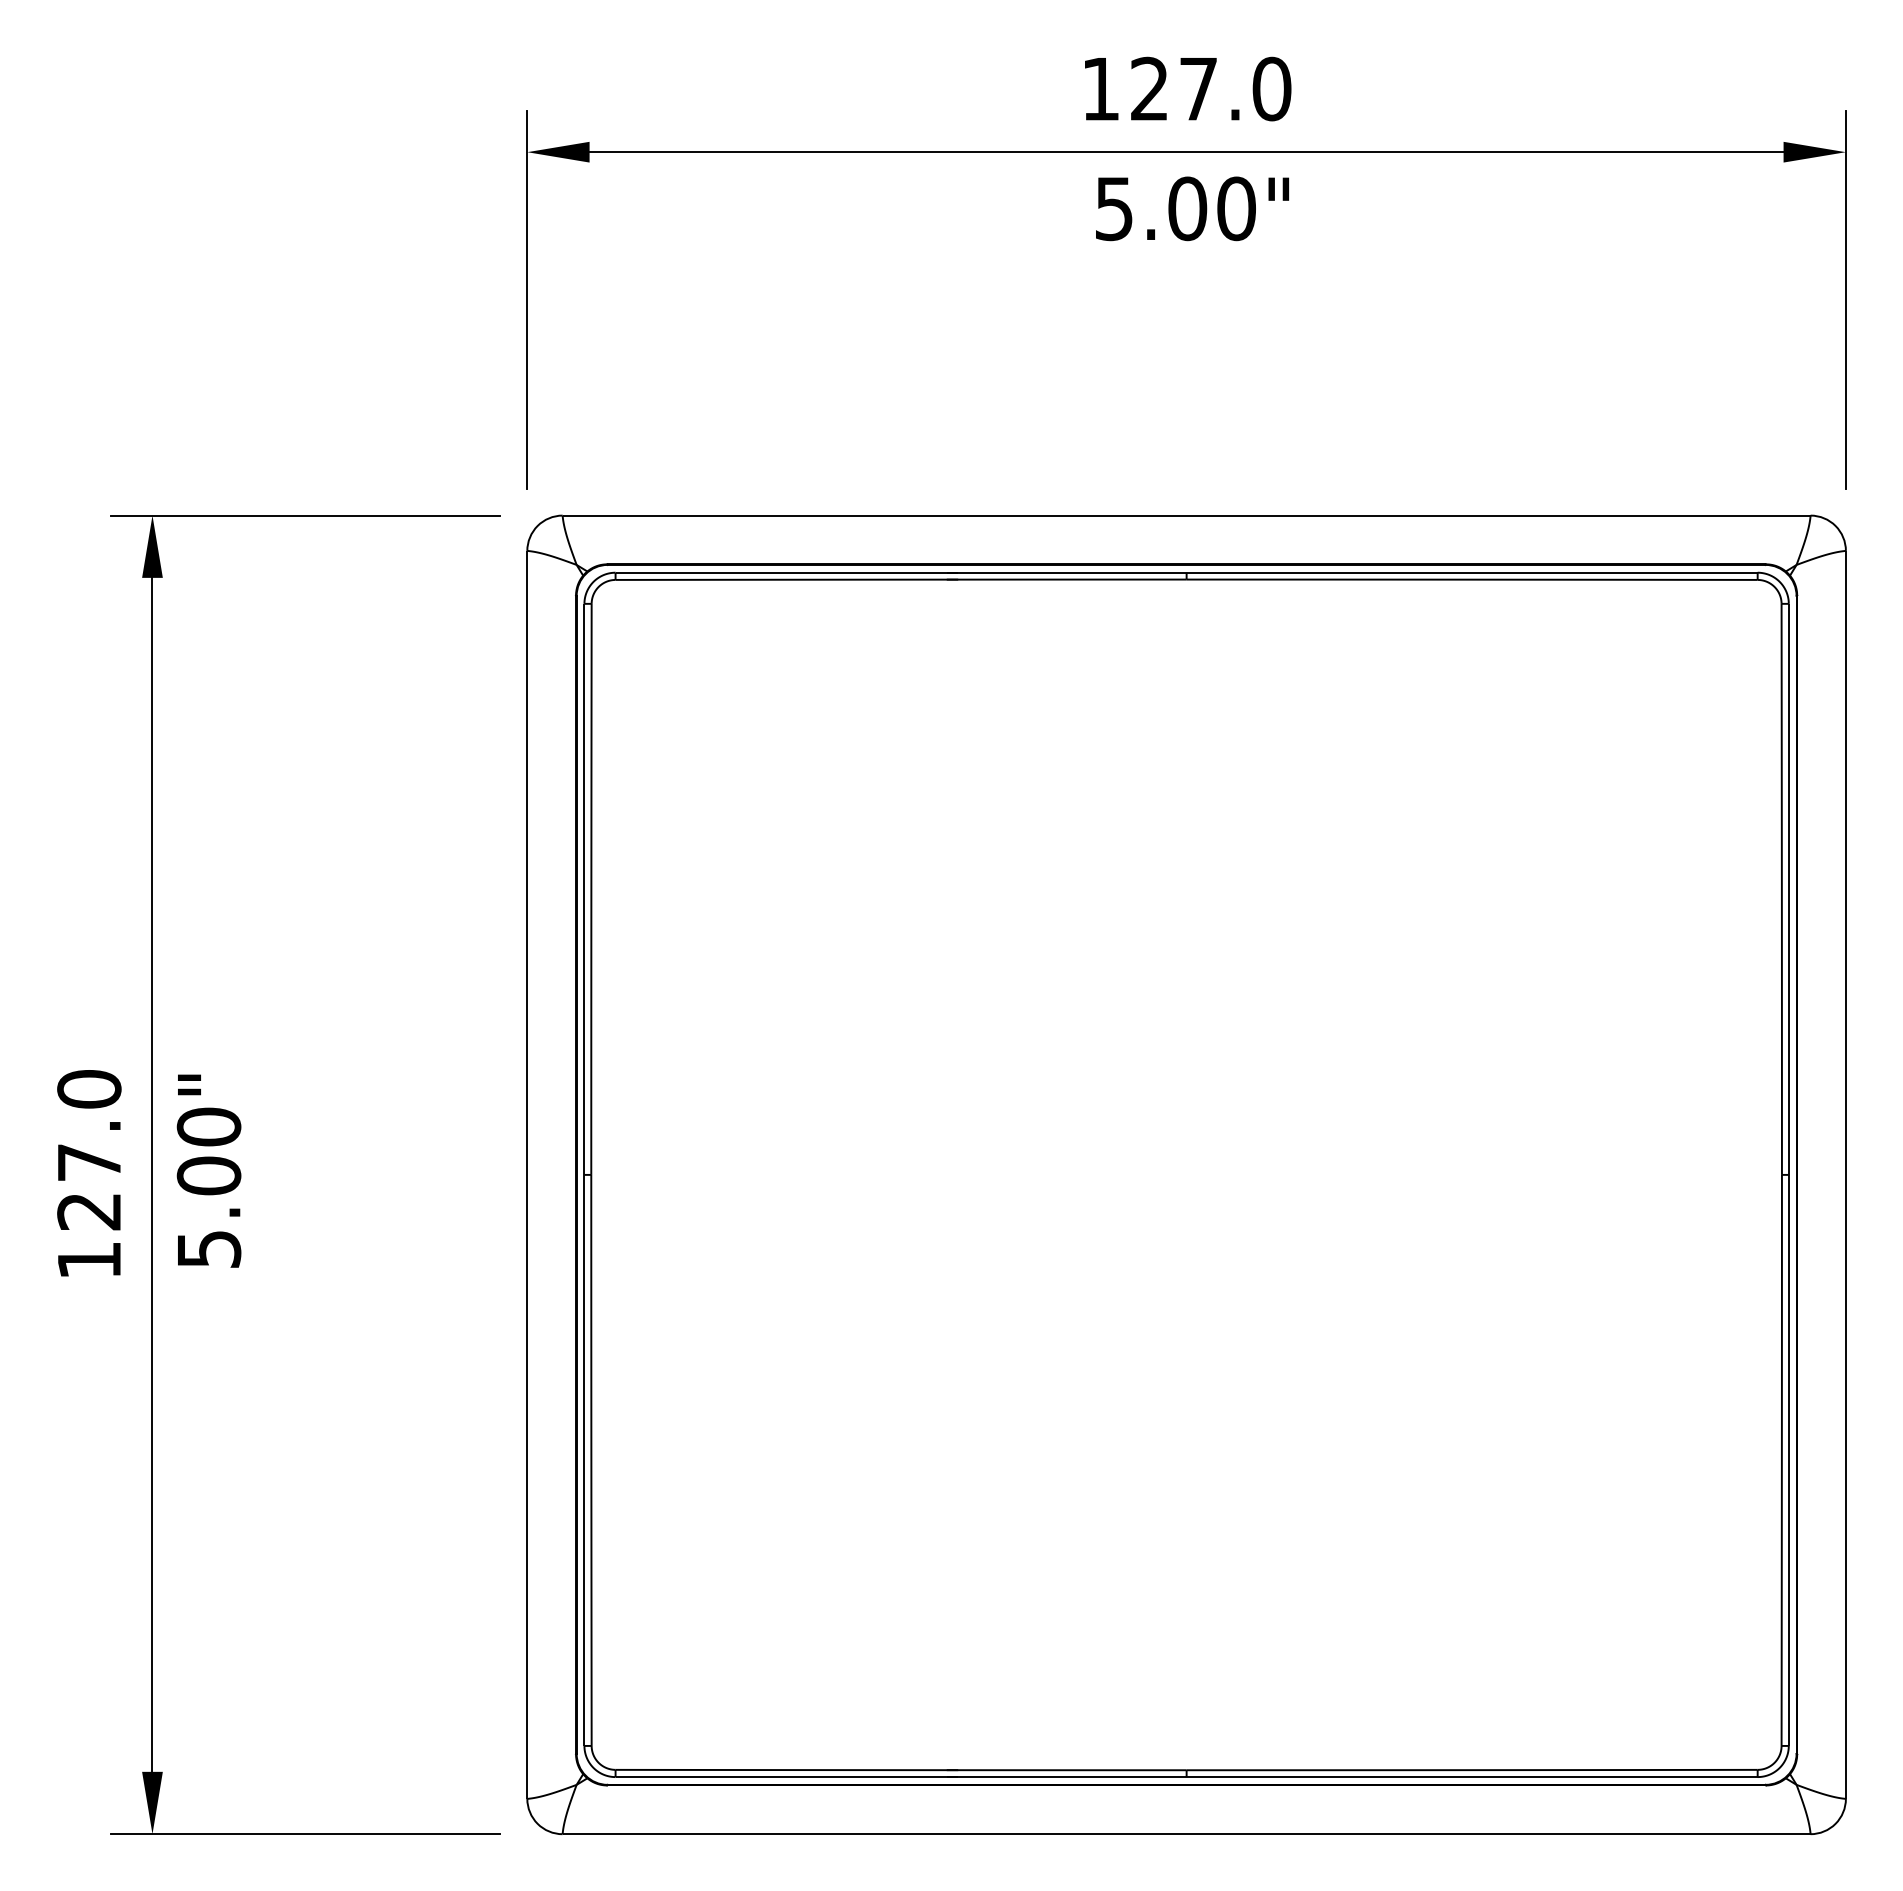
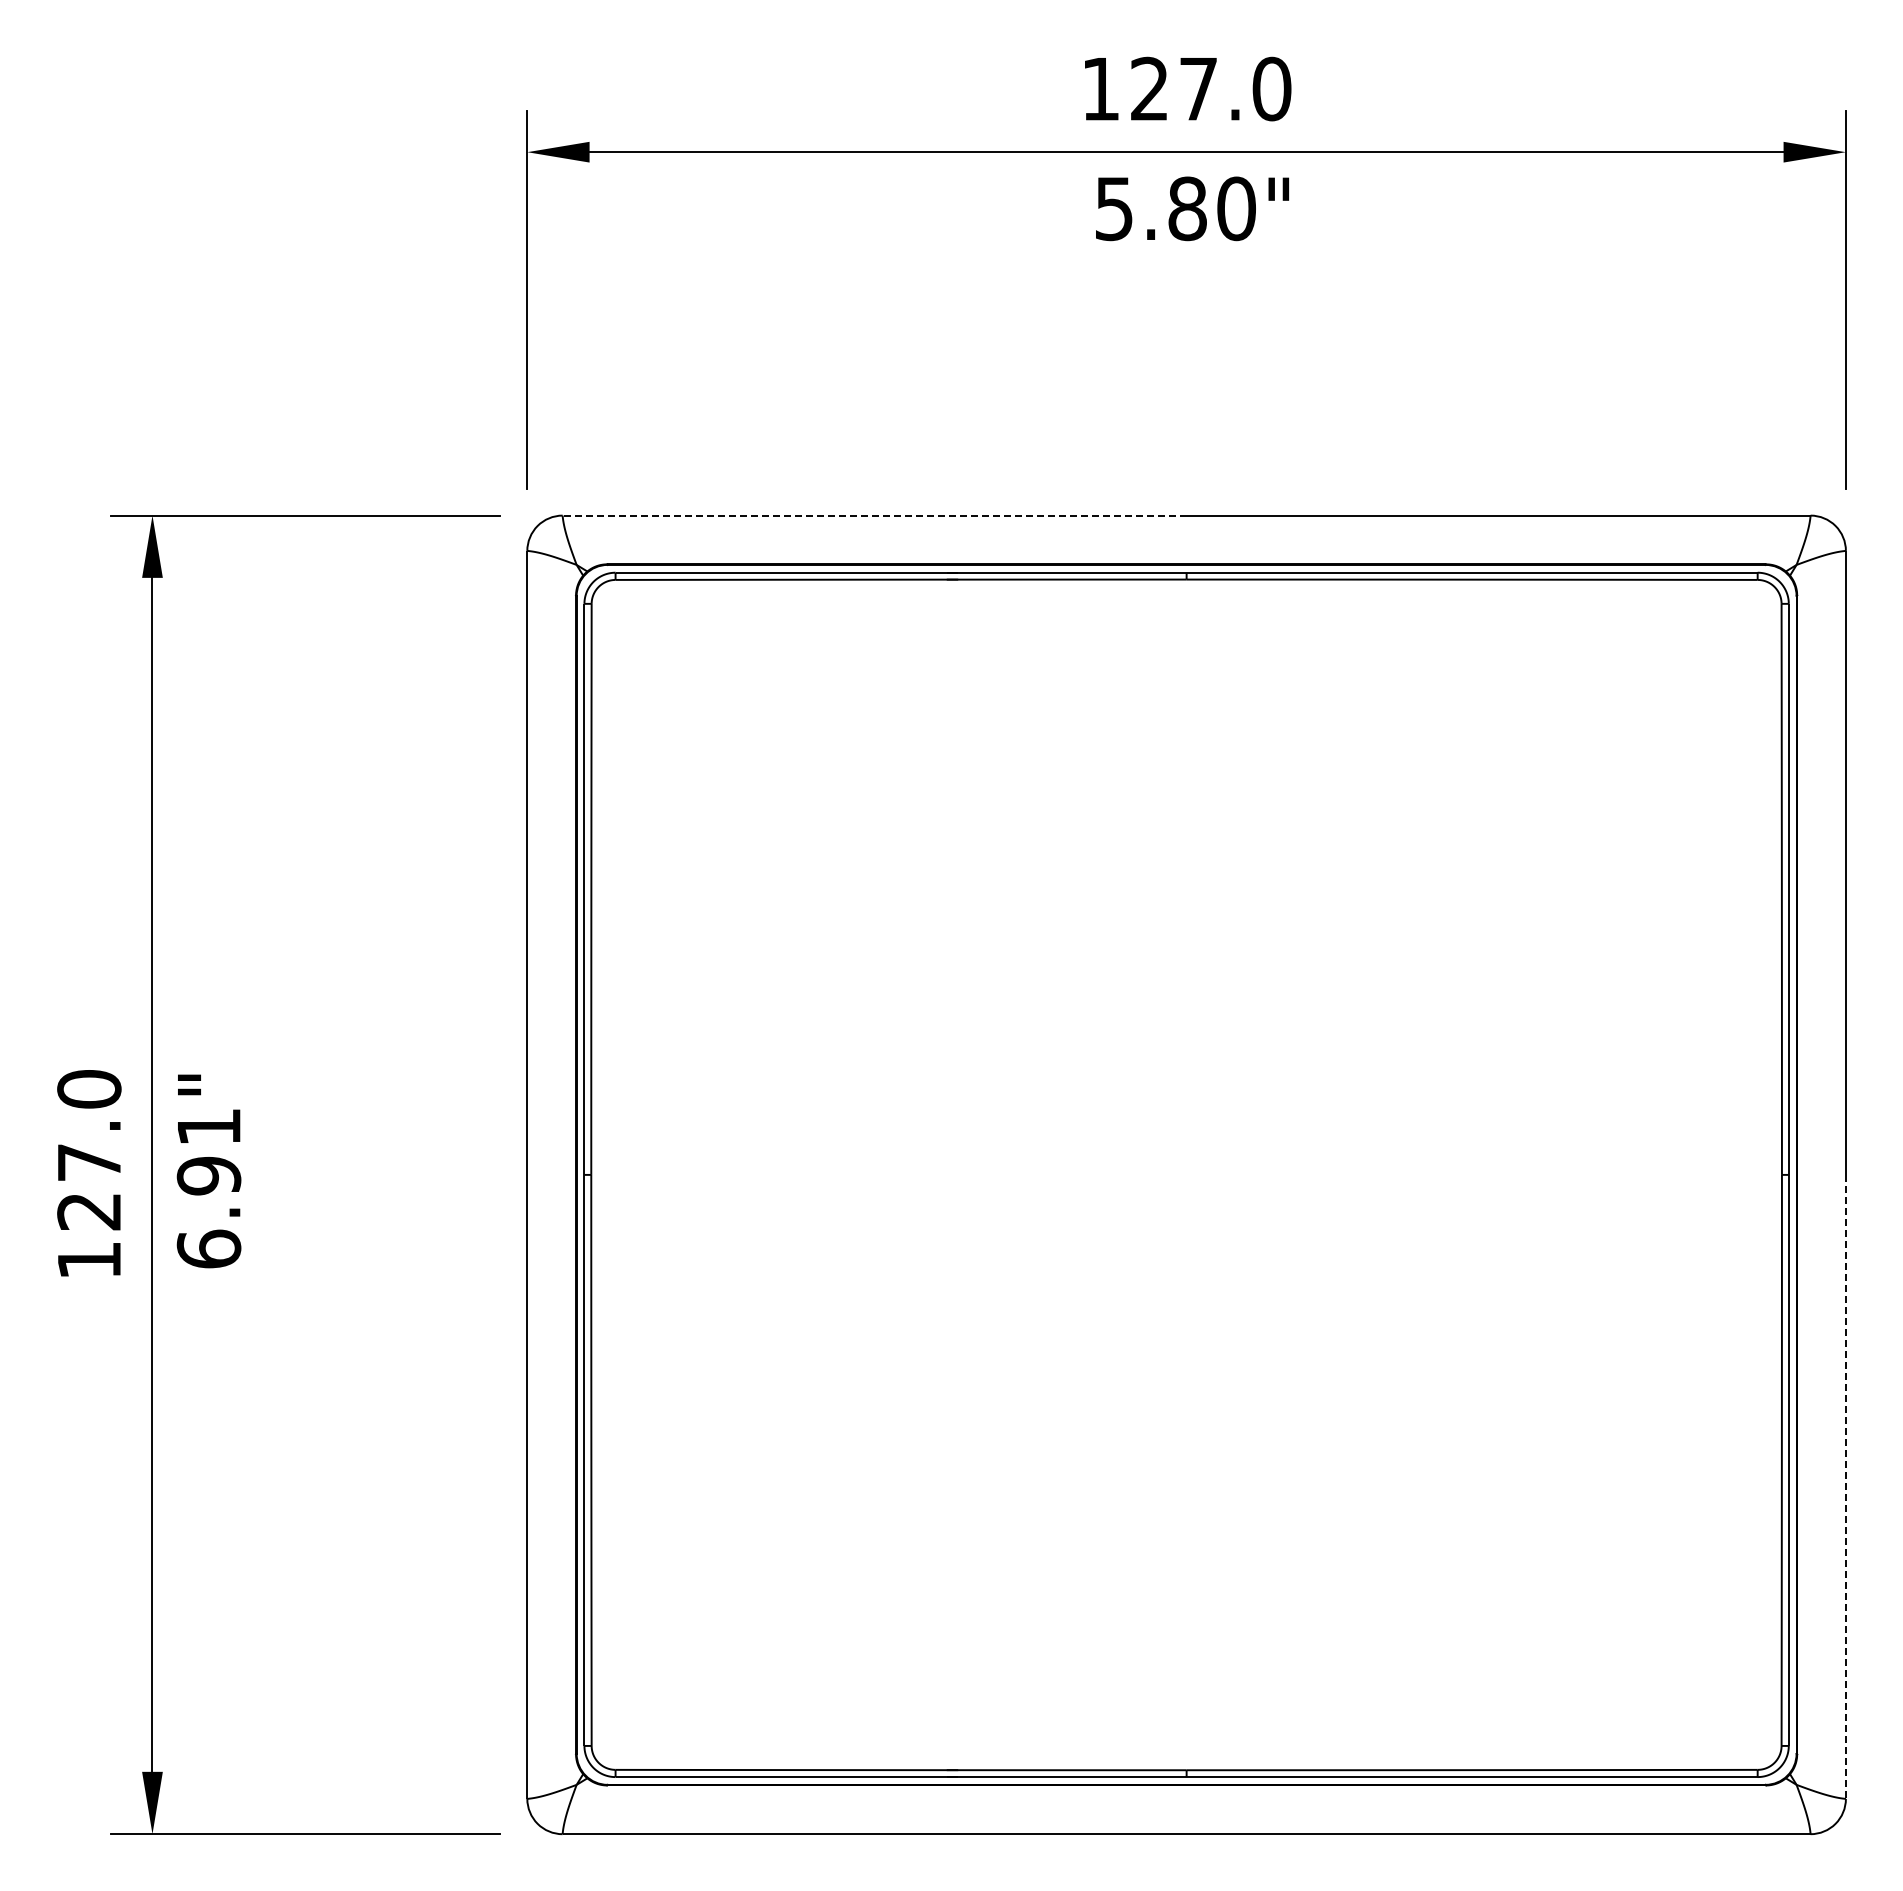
text: 5.00" -> 5.80" (1187, 208)
line: solid -> dashed (874, 515)
text: 5.00" -> 6.91" (208, 1187)
line: solid -> dashed (1845, 1486)
